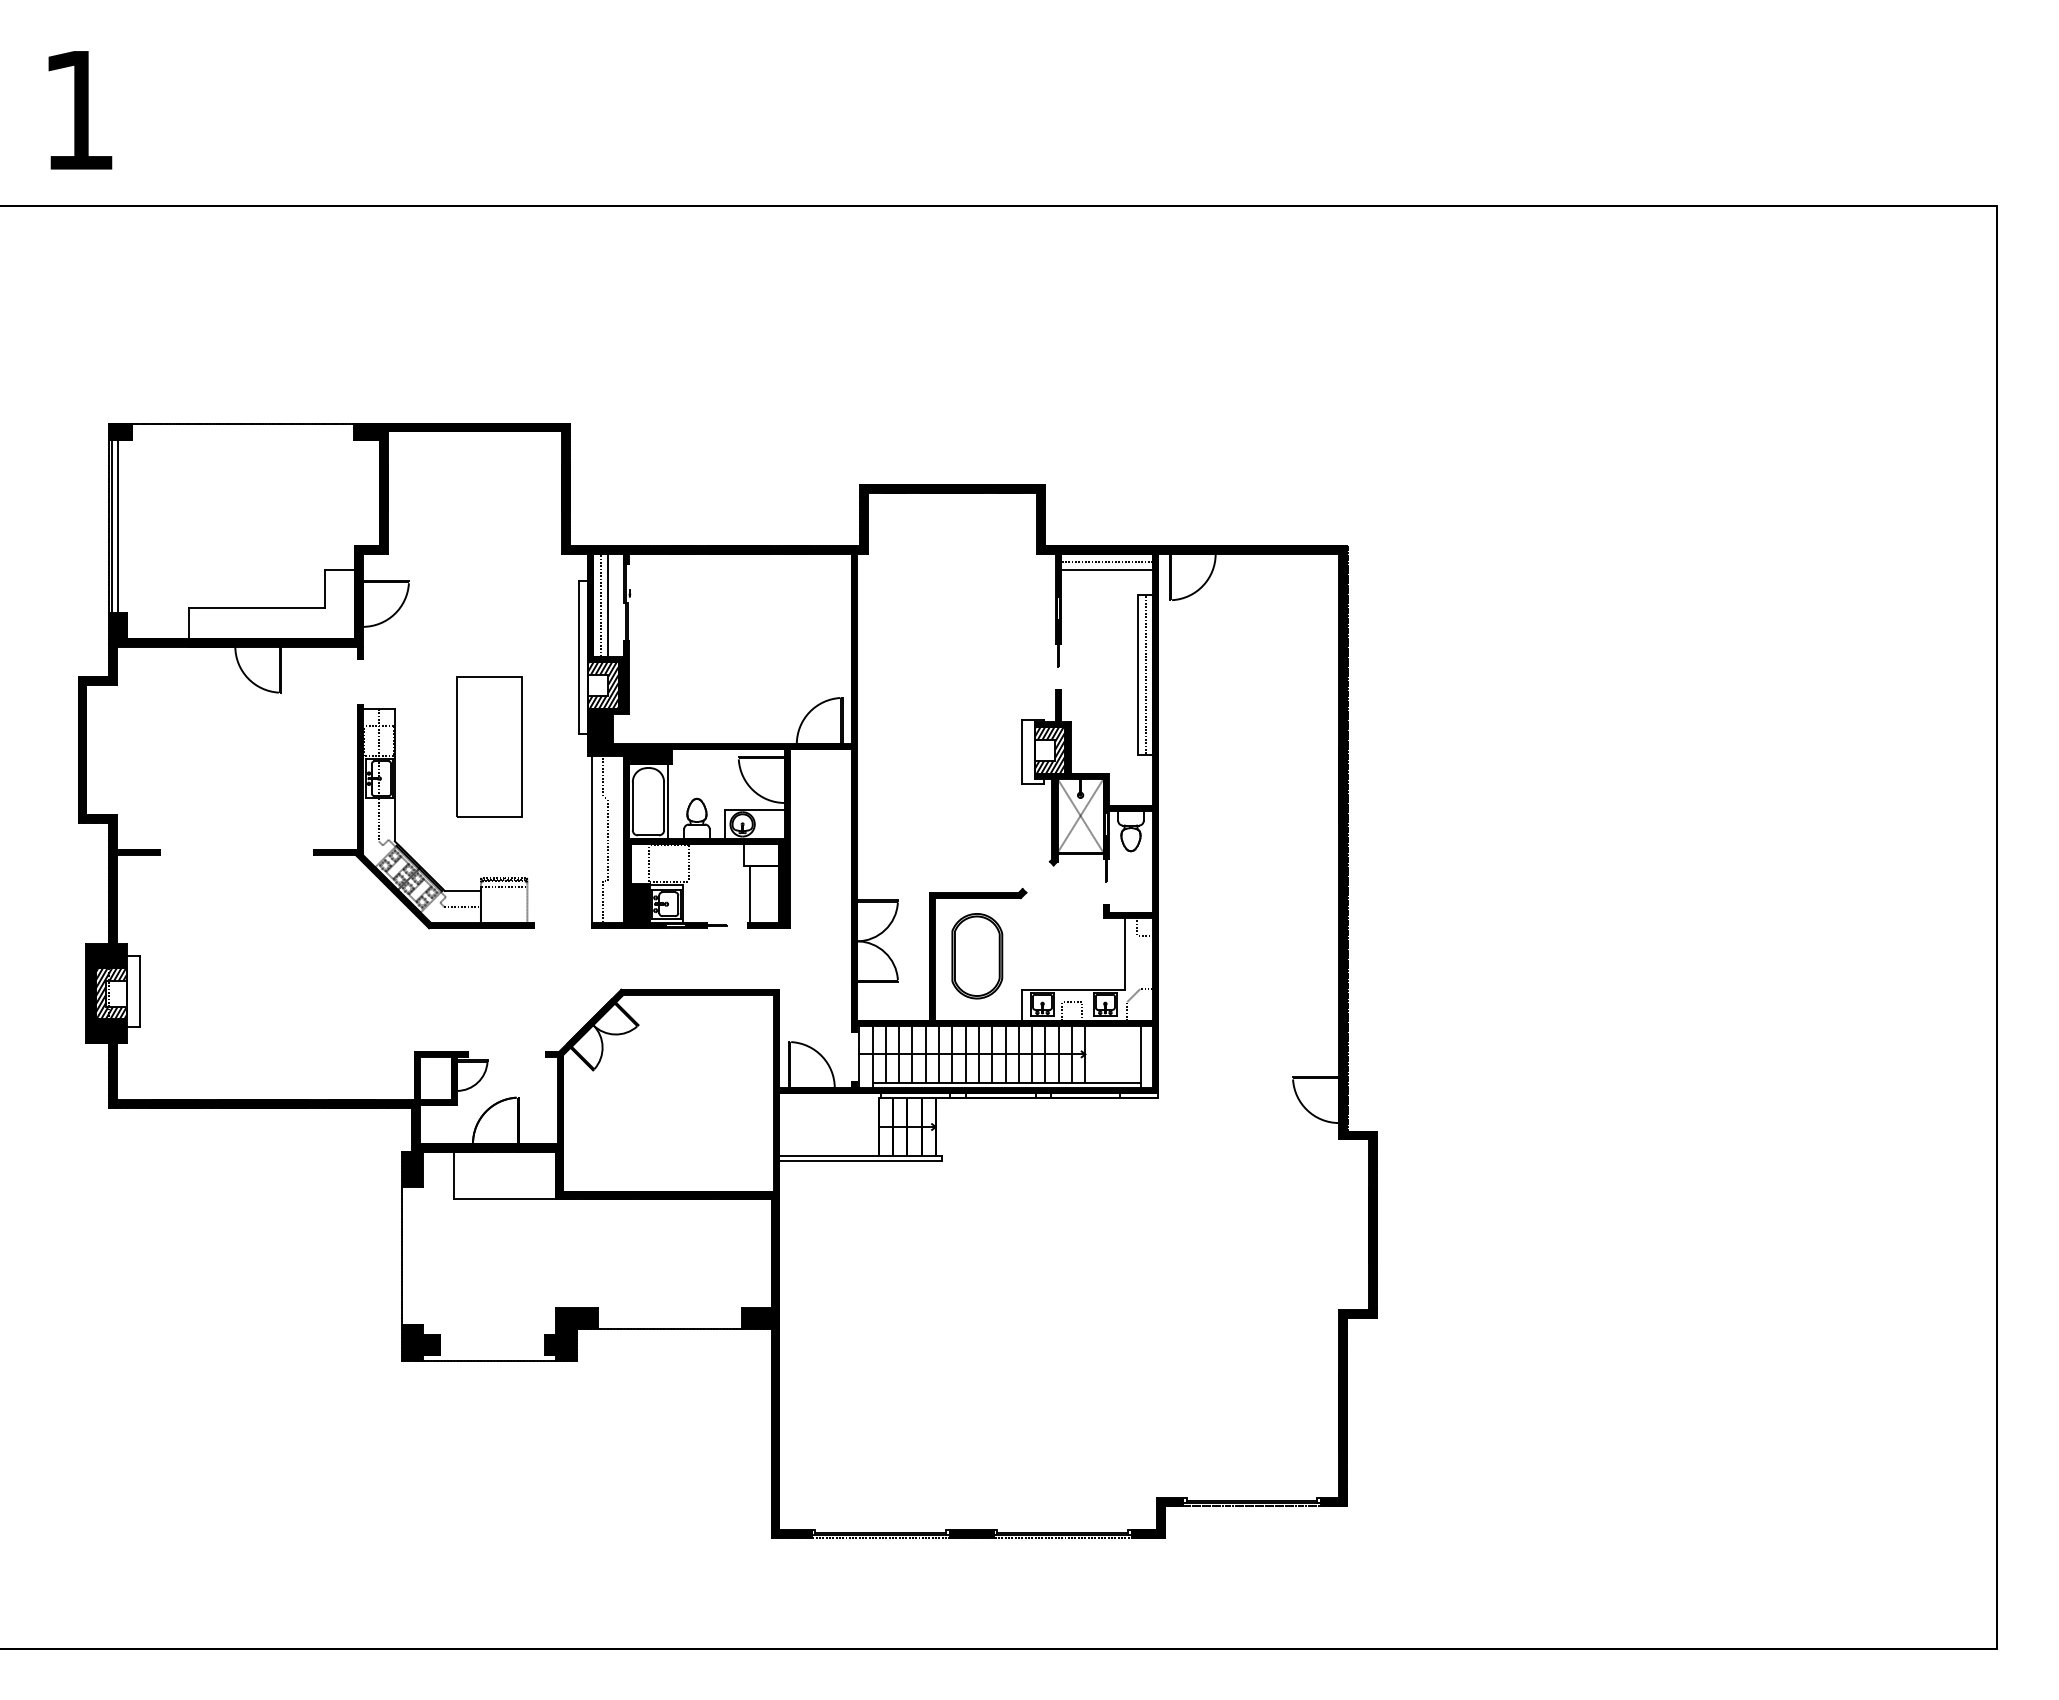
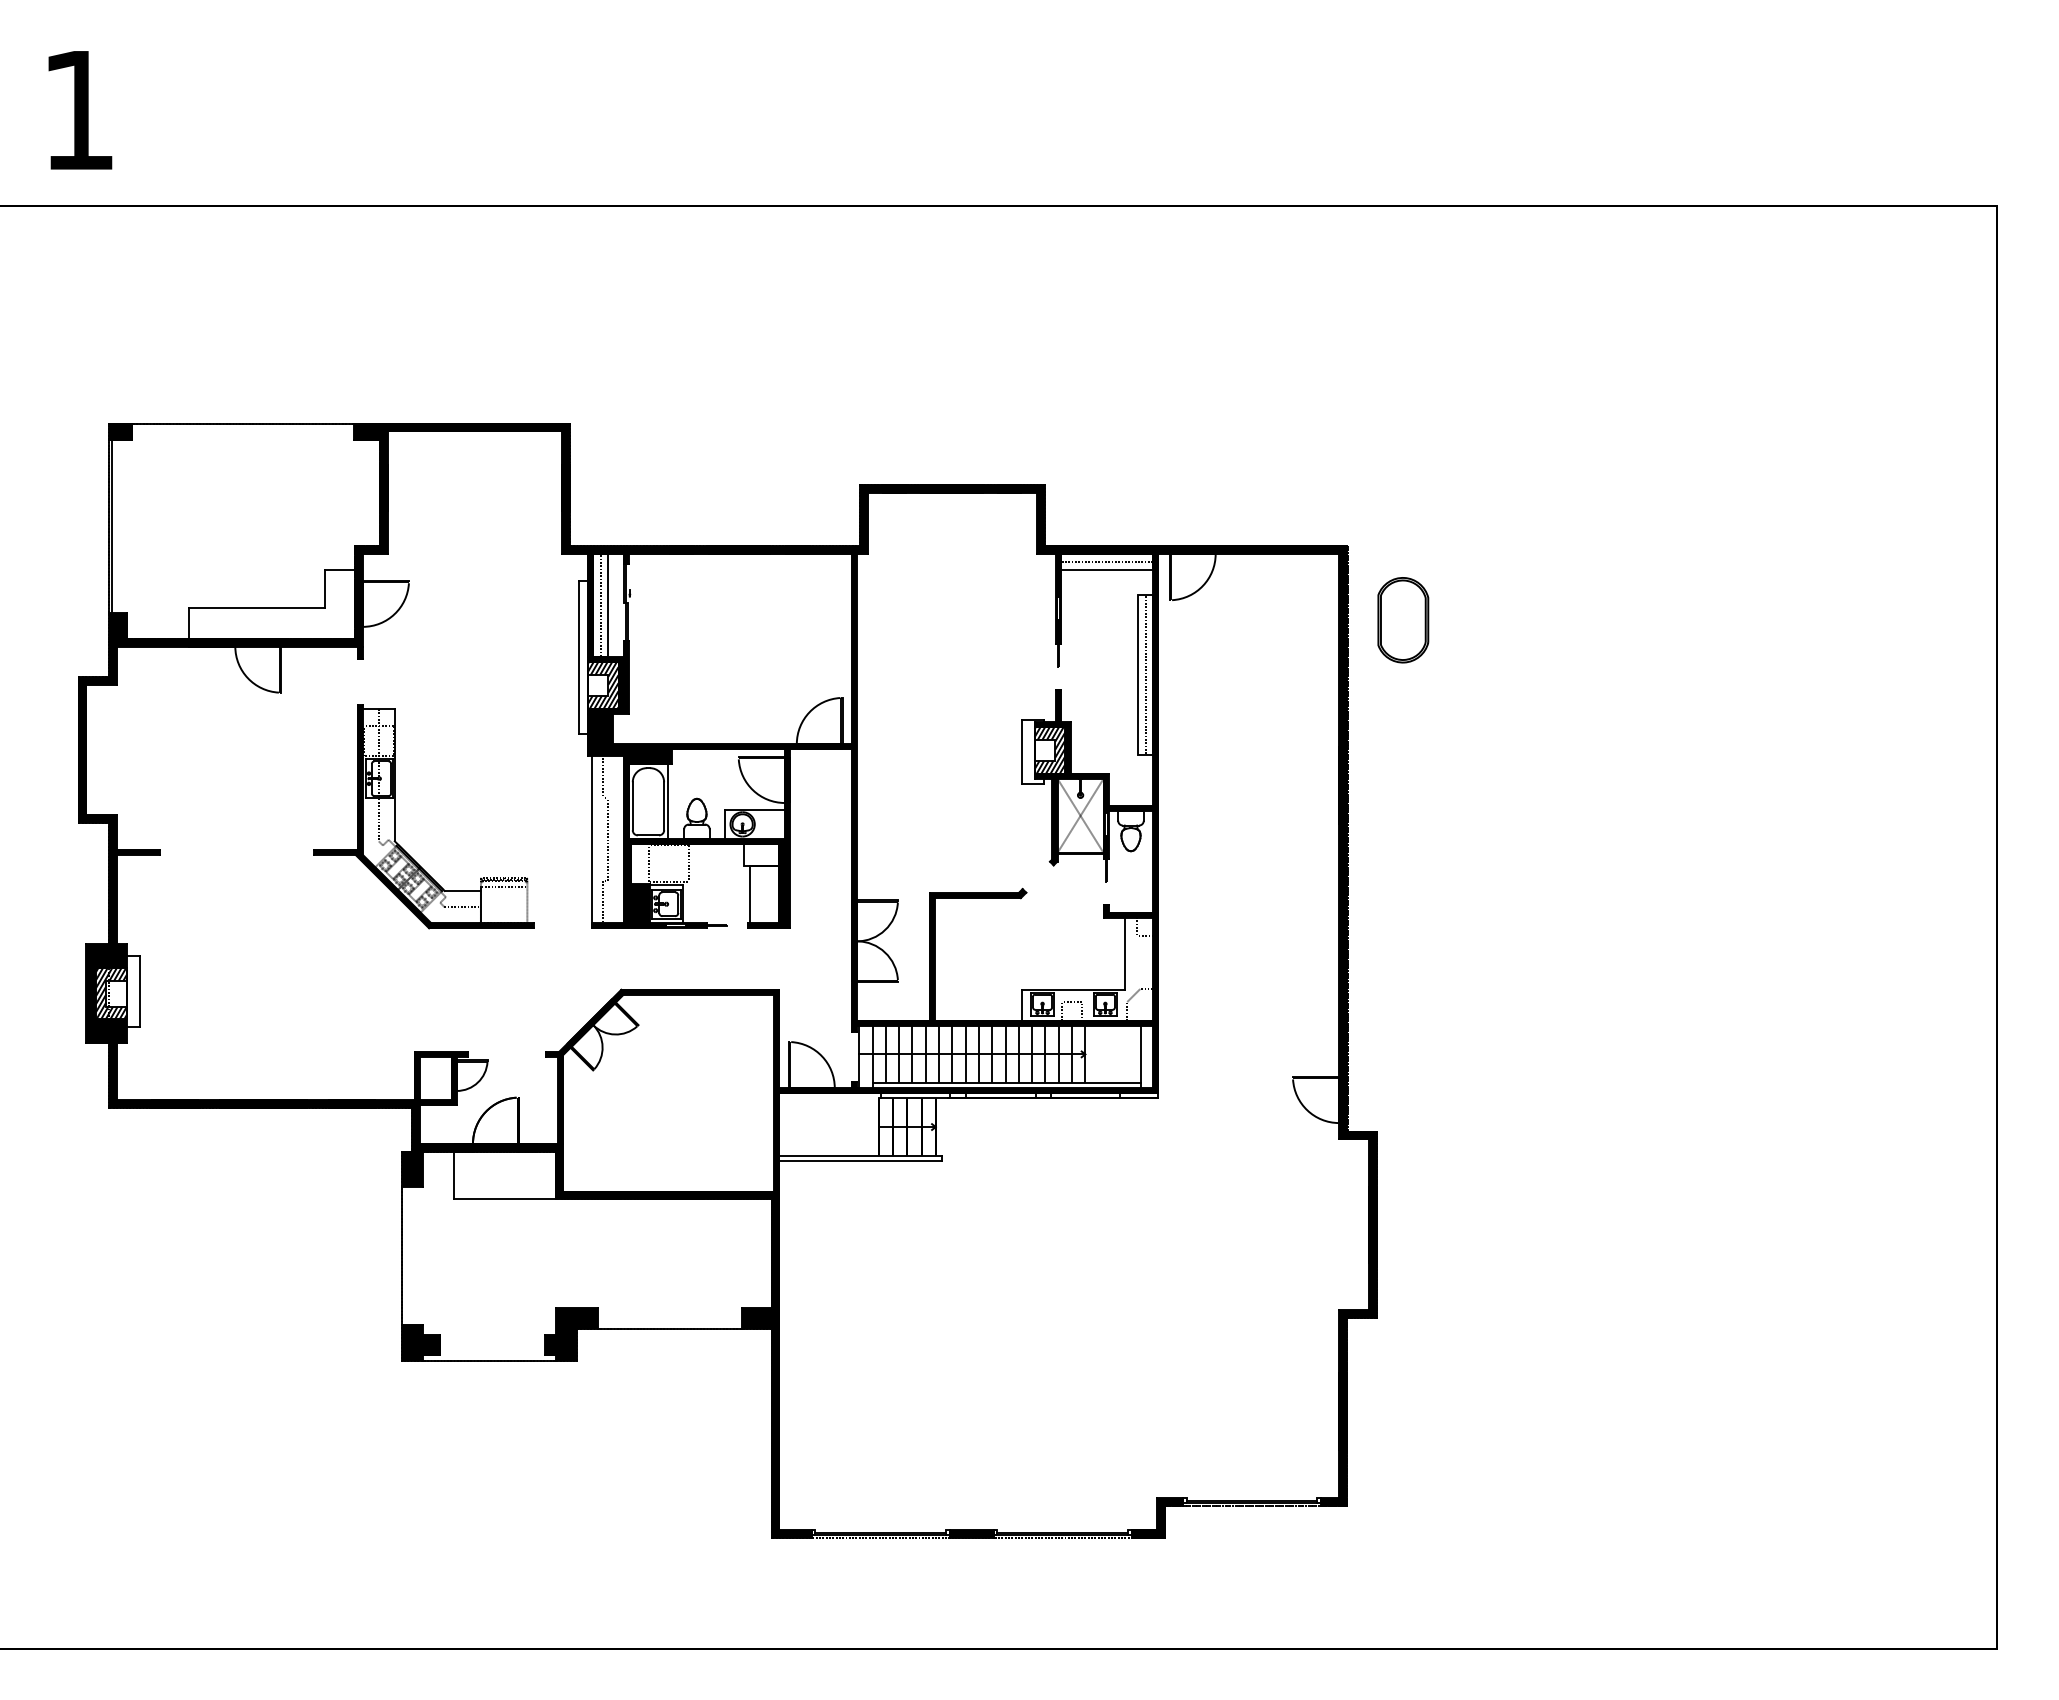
line: present -> none (118, 526)
part: present -> none (489, 746)
part position: (977, 956) -> (1403, 620) (1403, 620)
